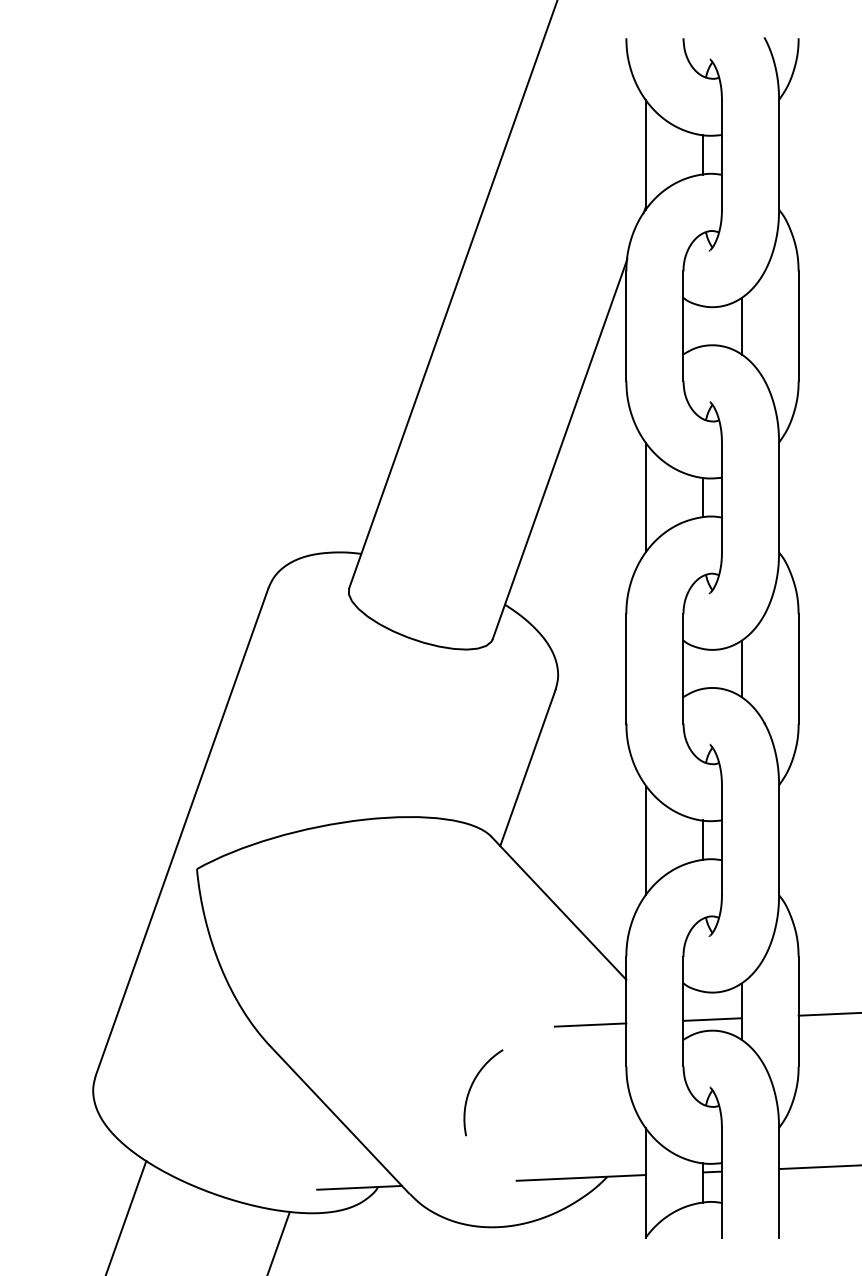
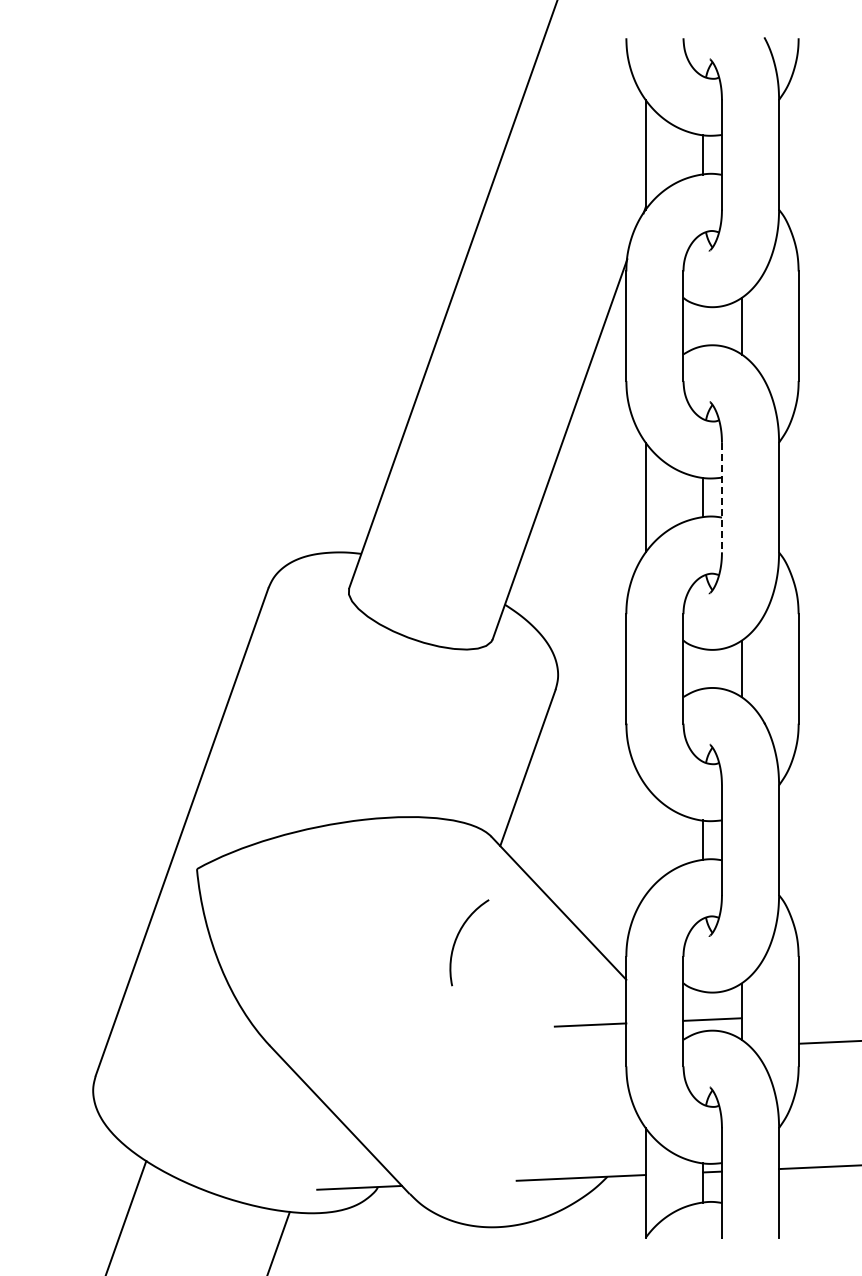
line: solid -> dashed (721, 497)
line: present -> none (645, 840)
line position: (828, 1014) -> (828, 1042) (828, 1042)
arc position: (472, 1086) -> (458, 936) (458, 936)
